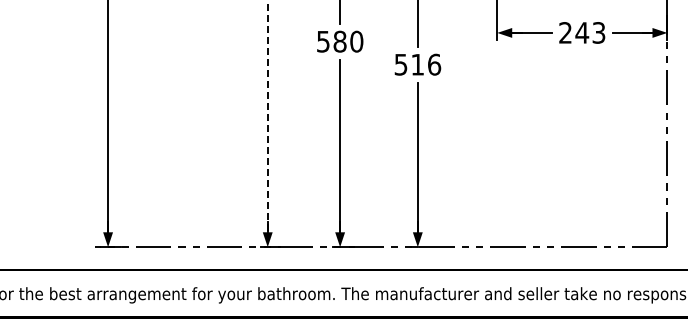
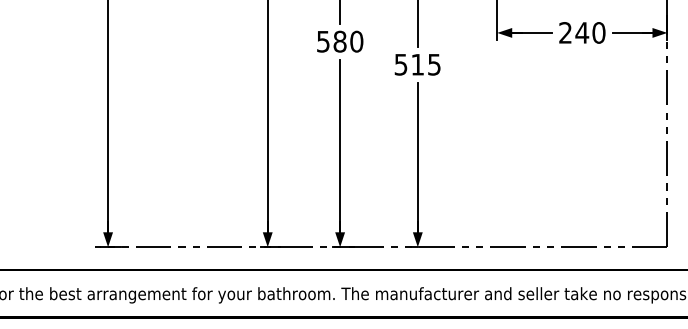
text: 243 -> 240 (598, 32)
text: 516 -> 515 (434, 64)
line: dashed -> solid (267, 121)
